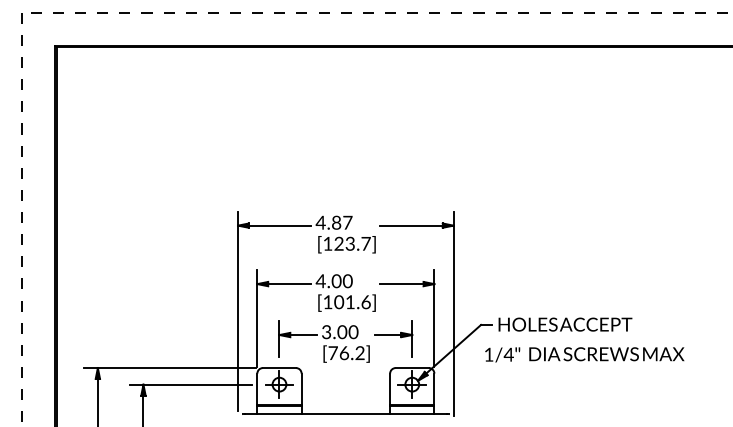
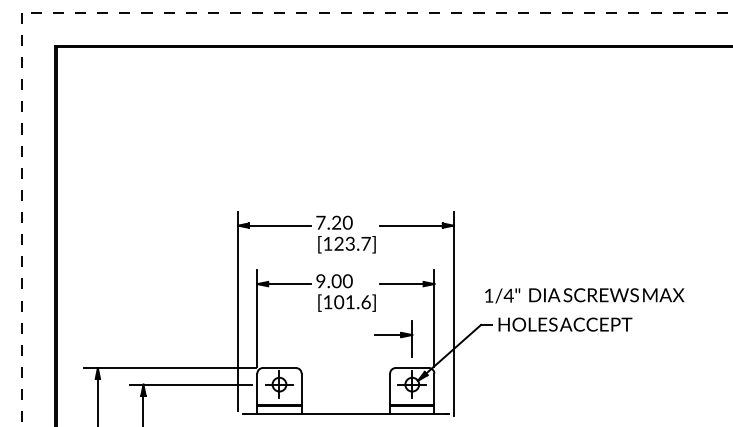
text: 4.87 -> 7.20 (333, 222)
text: 4.00 -> 9.00 (320, 281)
part: present -> none (323, 341)
text position: (584, 354) -> (584, 295) (584, 295)
